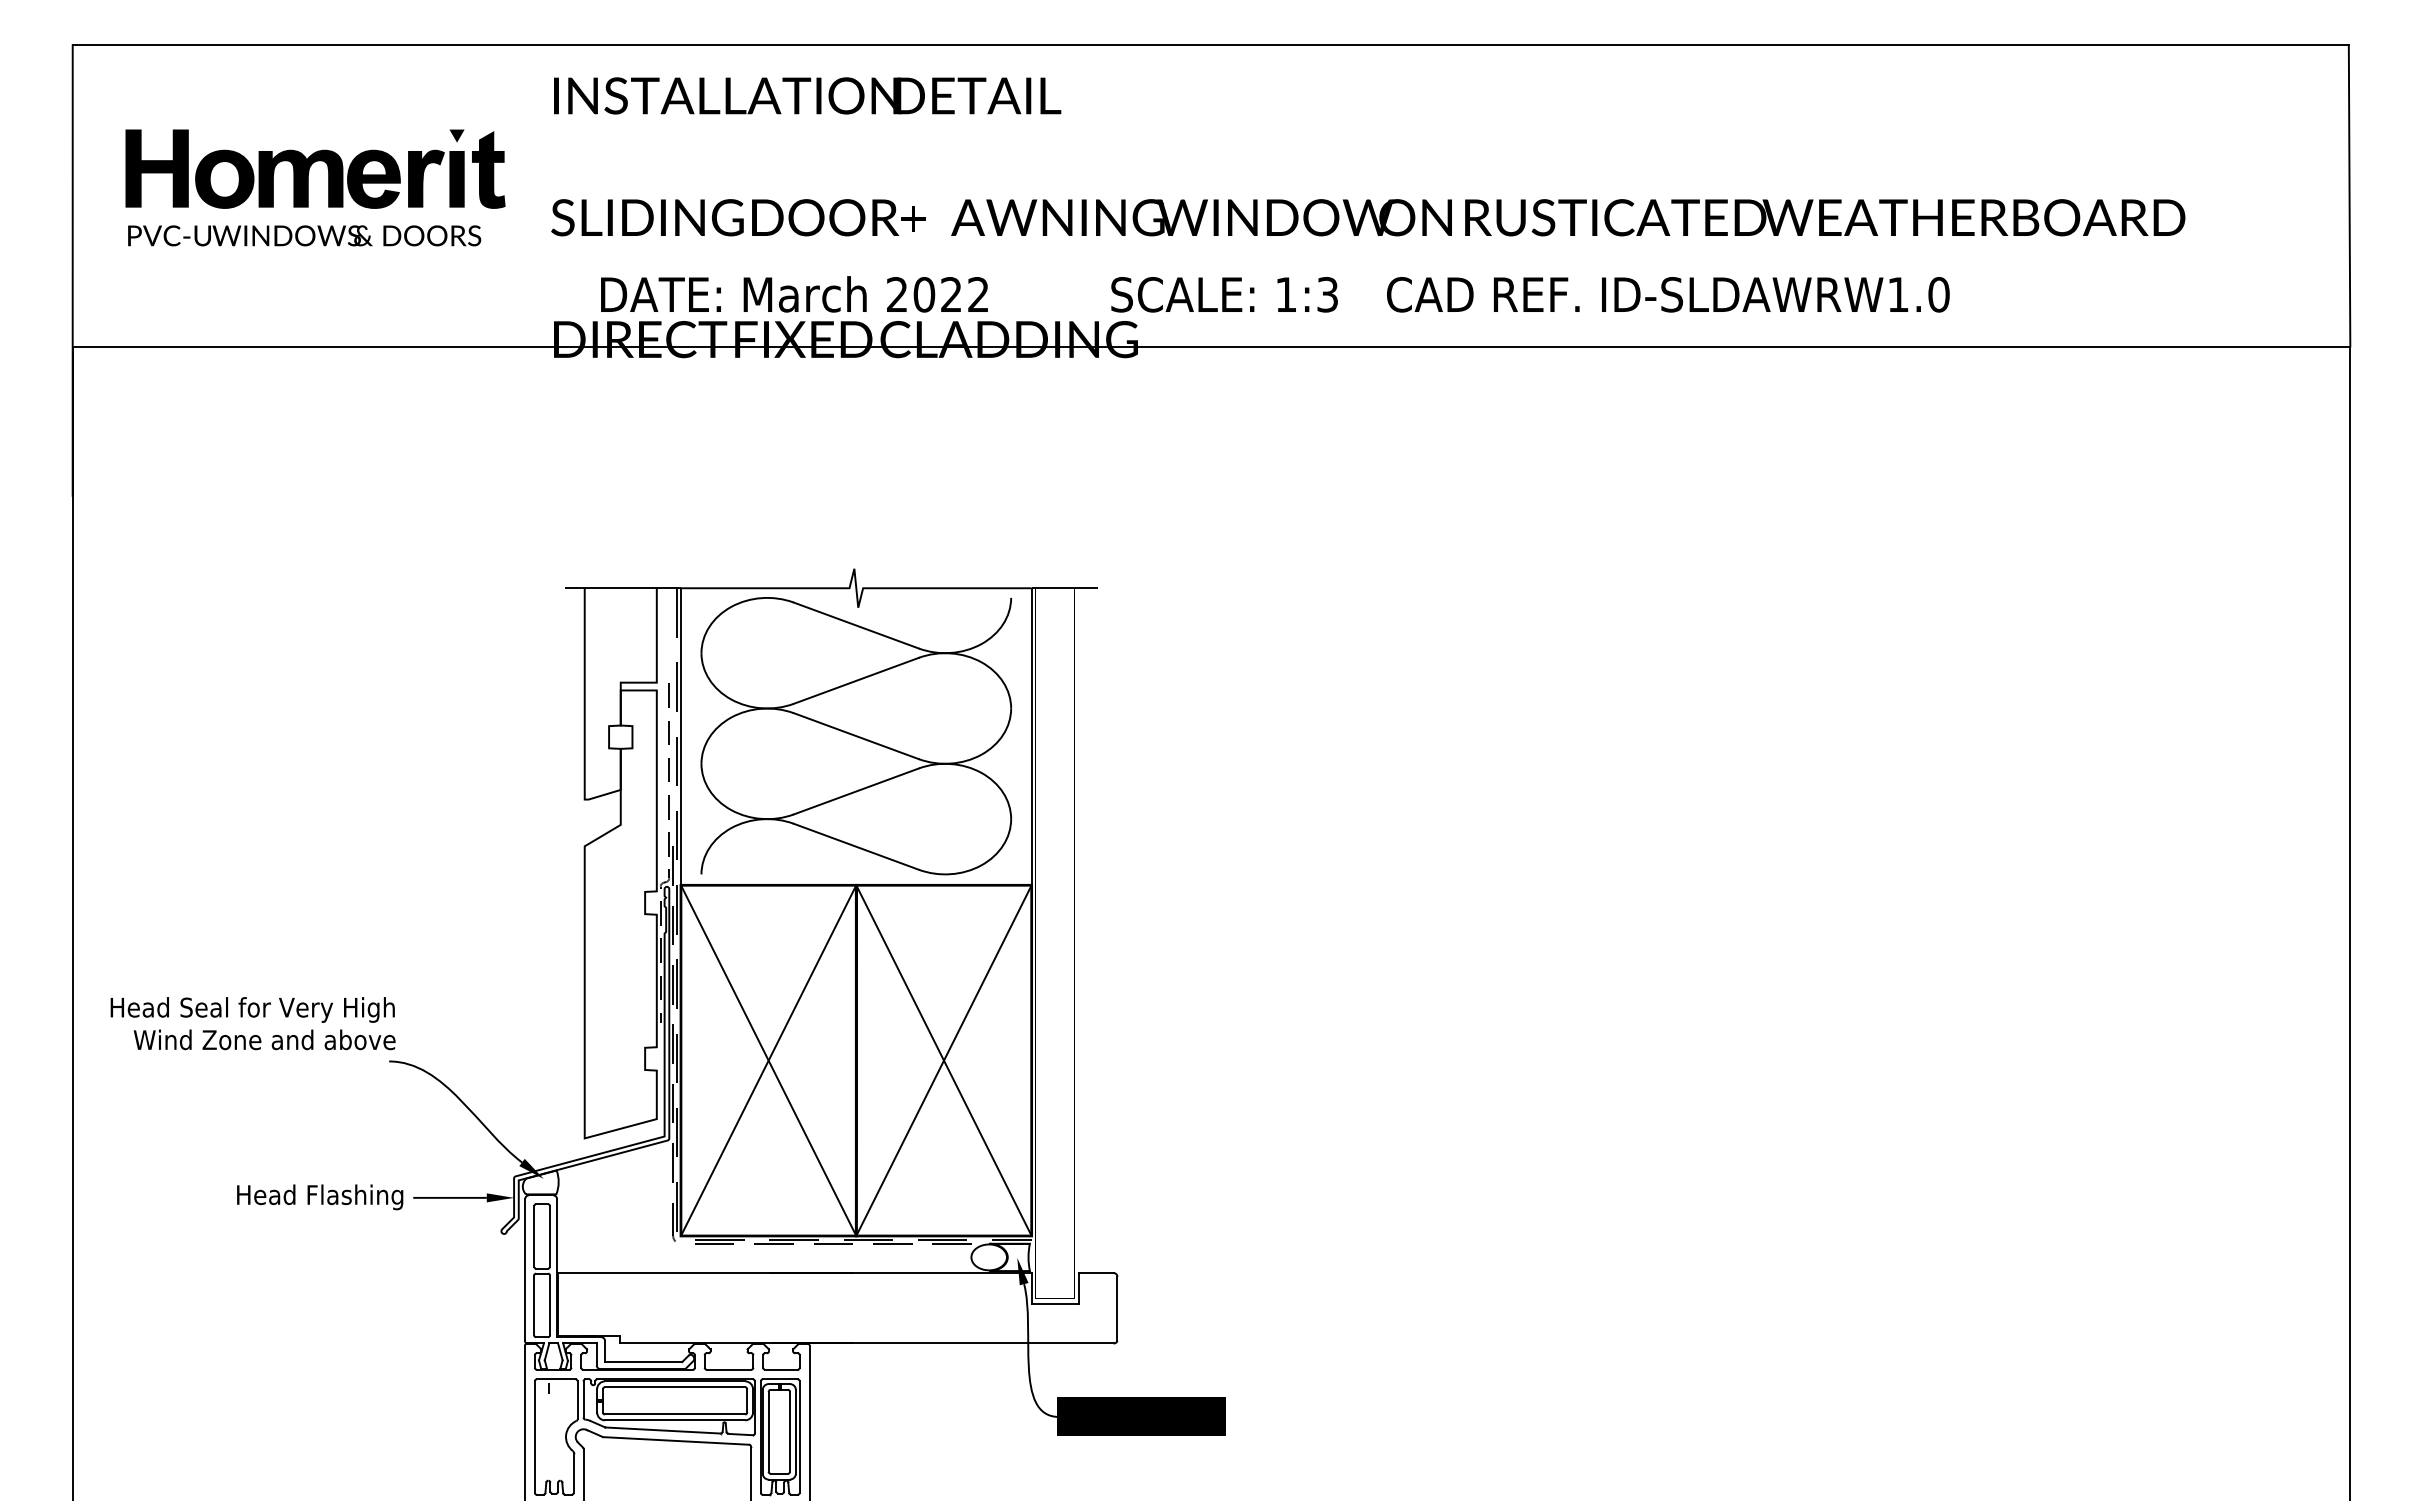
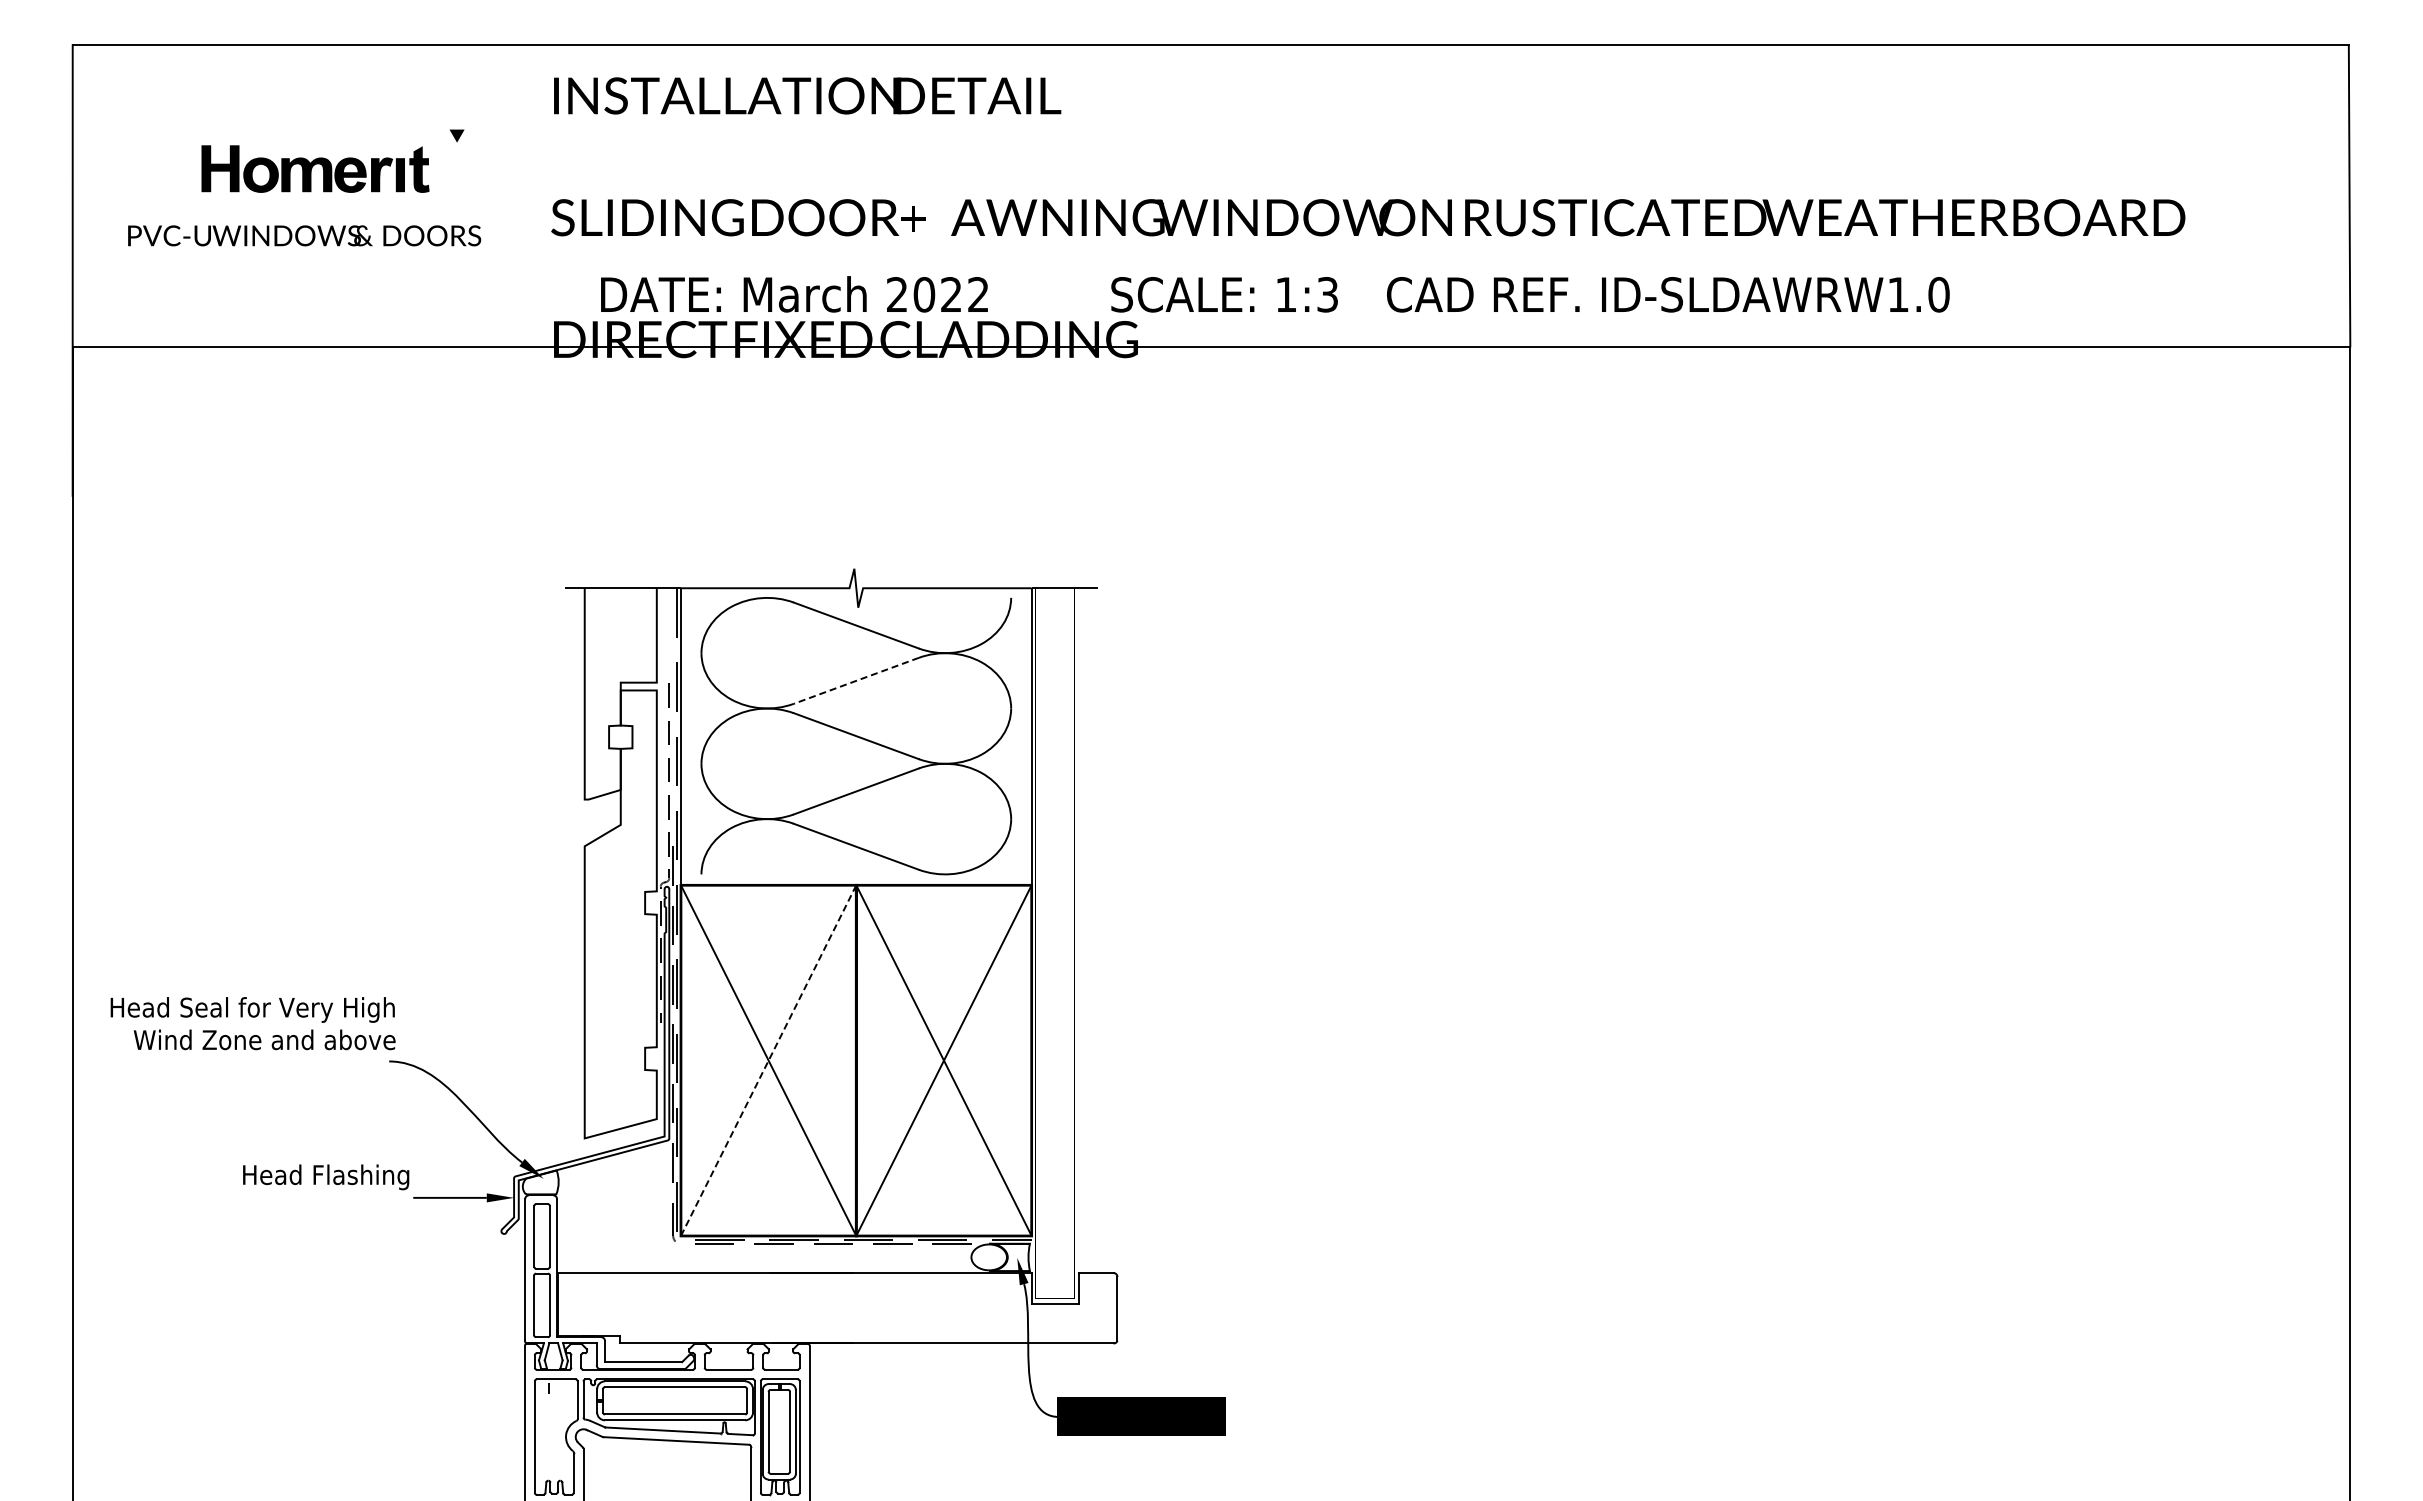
part size: 381x80 px -> 229x48 px (315, 168)
line: solid -> dashed (856, 680)
line: solid -> dashed (768, 1060)
text position: (320, 1197) -> (326, 1177) (326, 1177)
